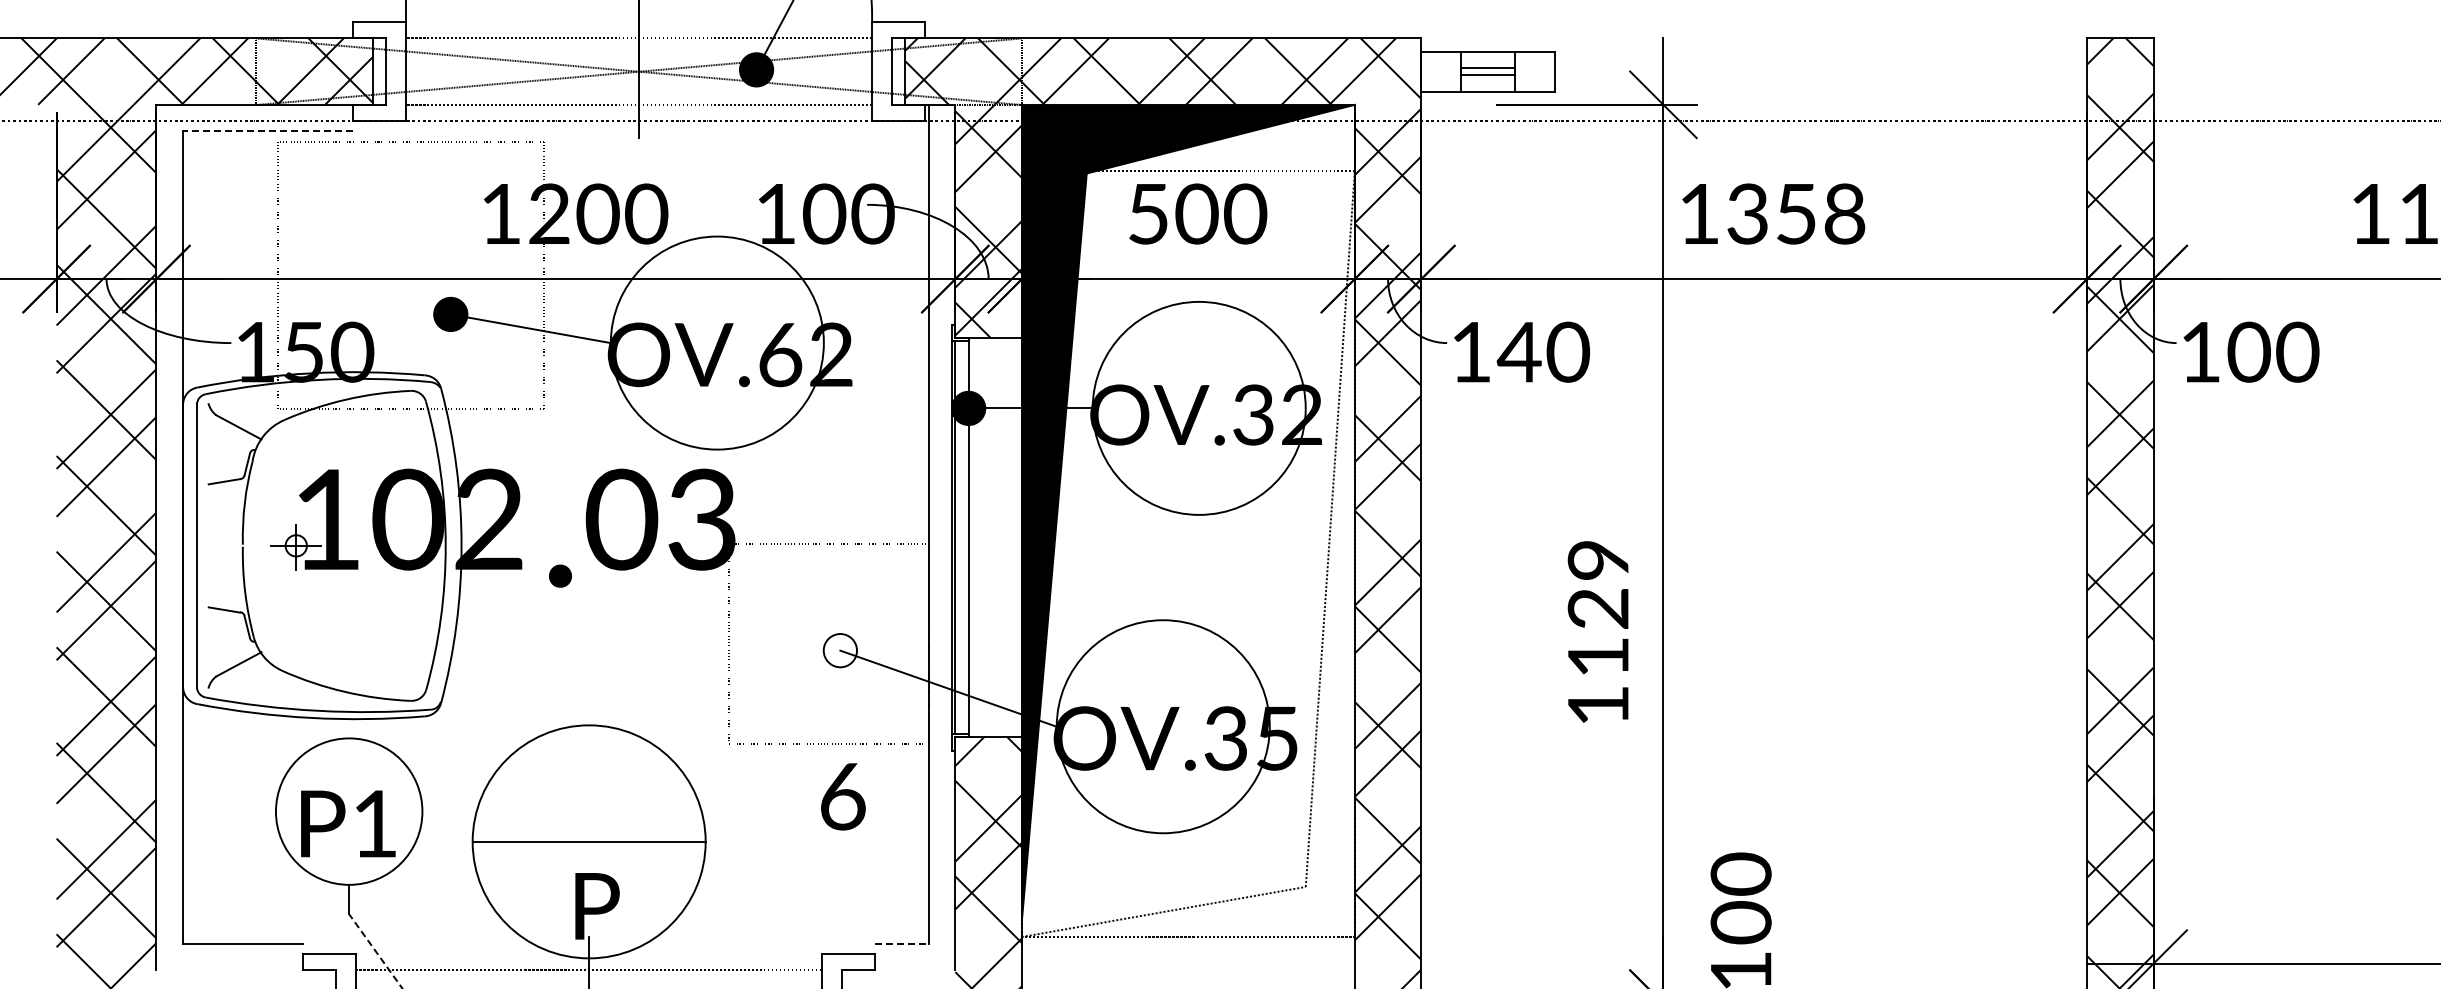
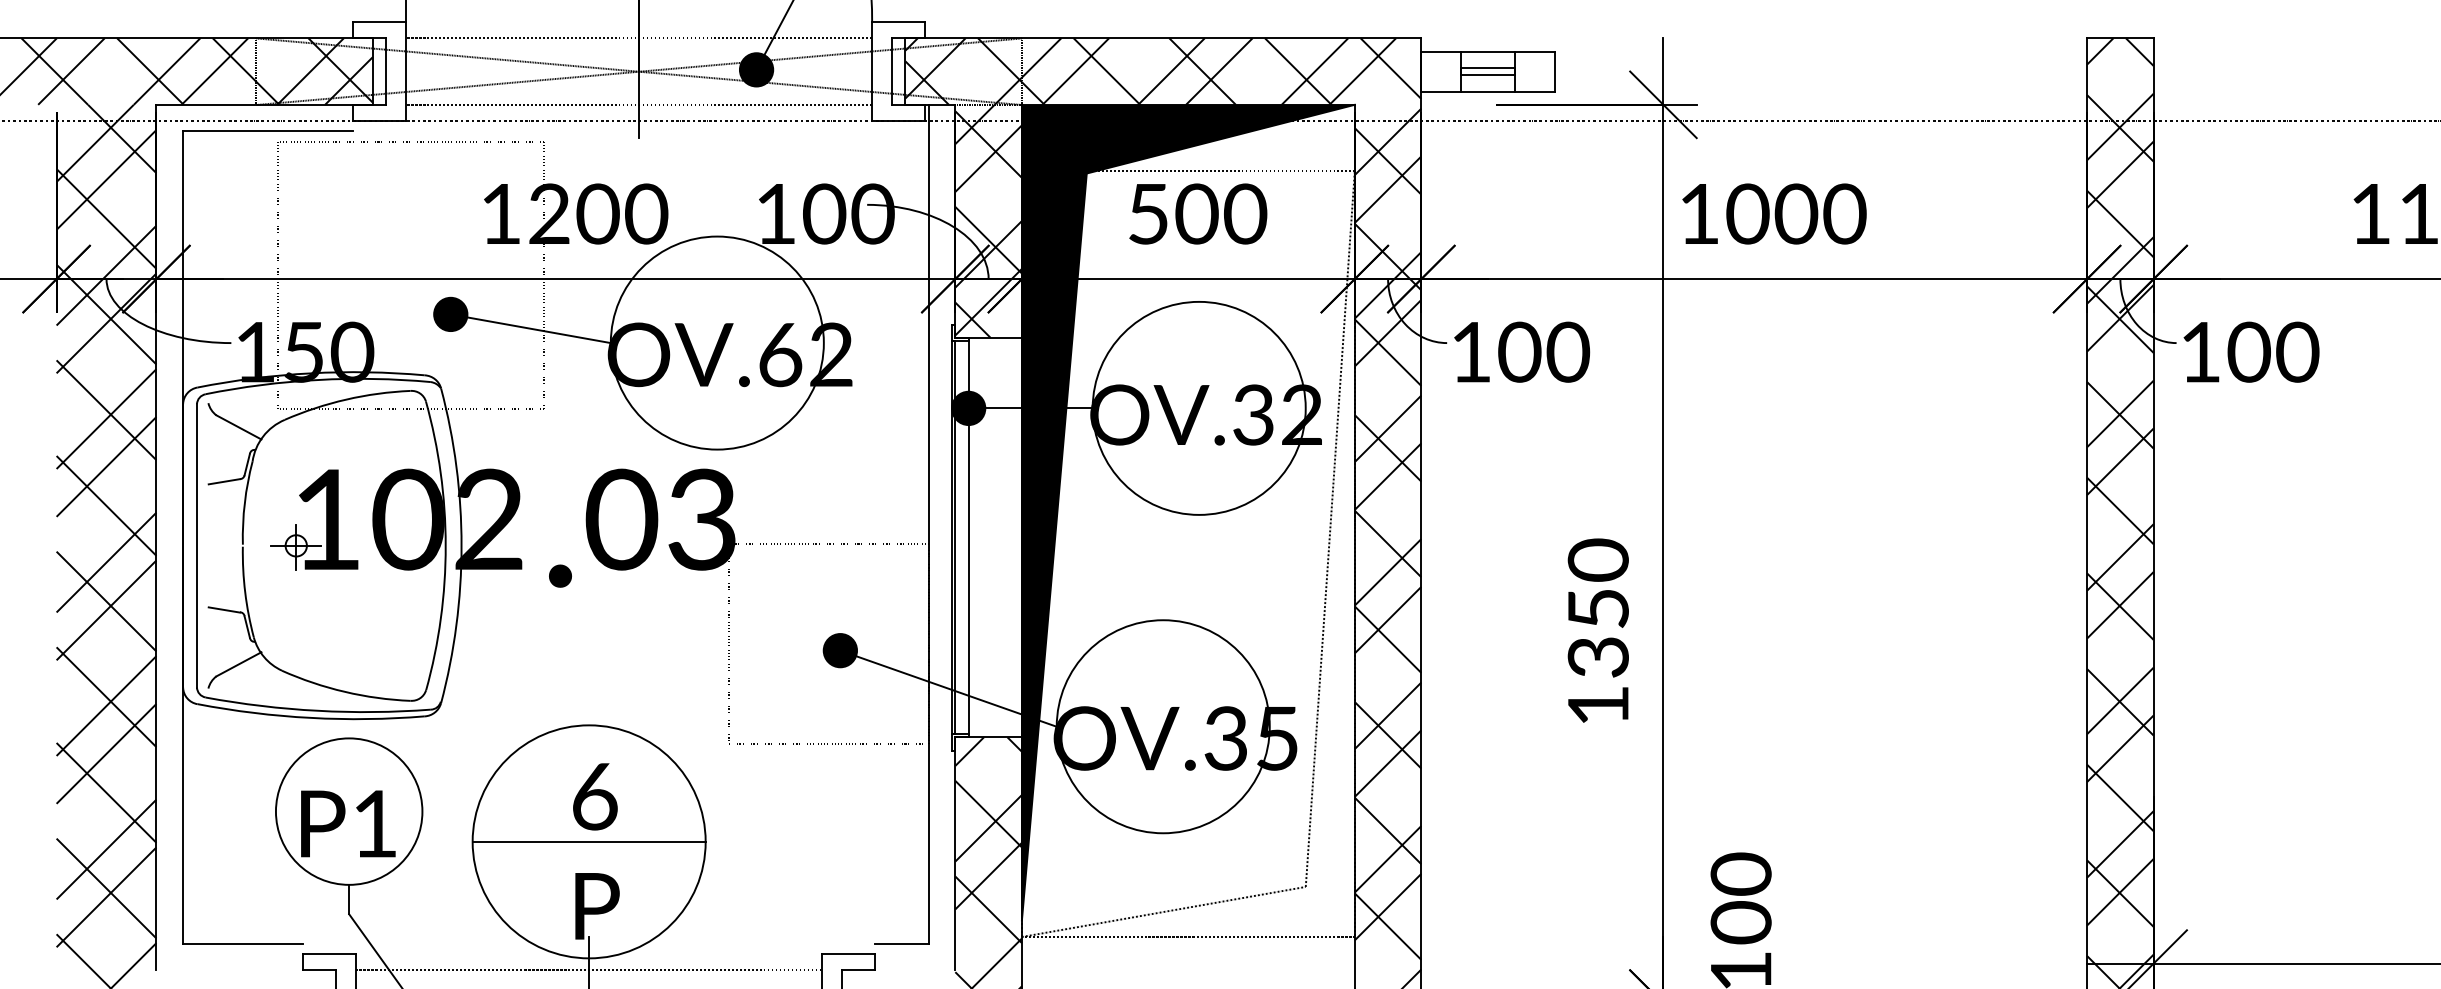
line: dashed -> solid (267, 131)
text: 1358 -> 1000 (1796, 213)
text: 140 -> 100 (1518, 351)
text: 1129 -> 1350 (1597, 607)
fill: none -> present (840, 650)
text position: (843, 796) -> (595, 796) (595, 796)
line: dashed -> solid (902, 943)
line: dashed -> solid (375, 951)
